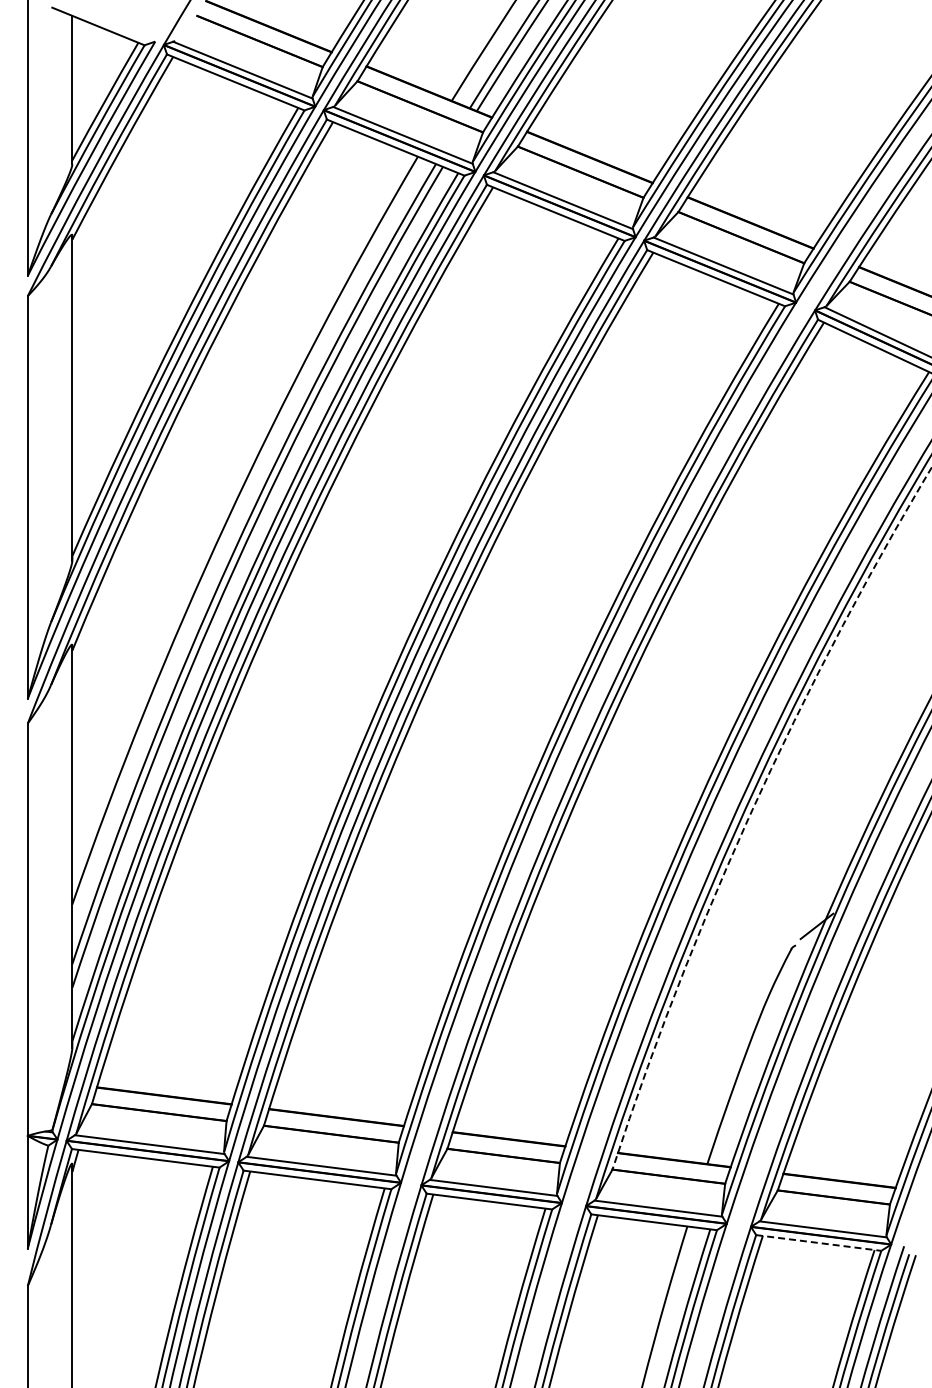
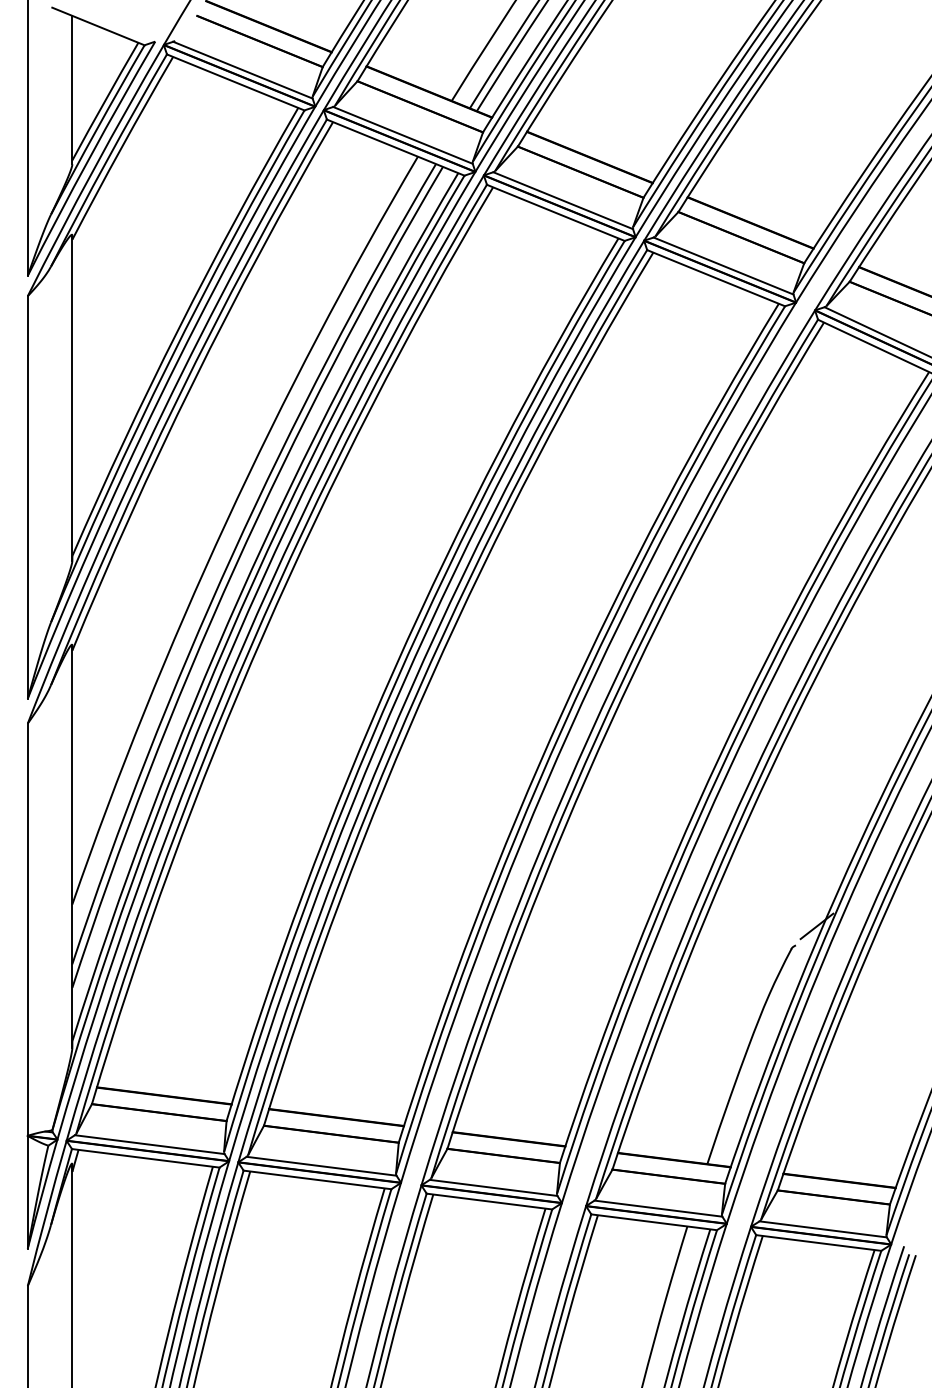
arc: dashed -> solid (752, 810)
line: dashed -> solid (818, 1242)
